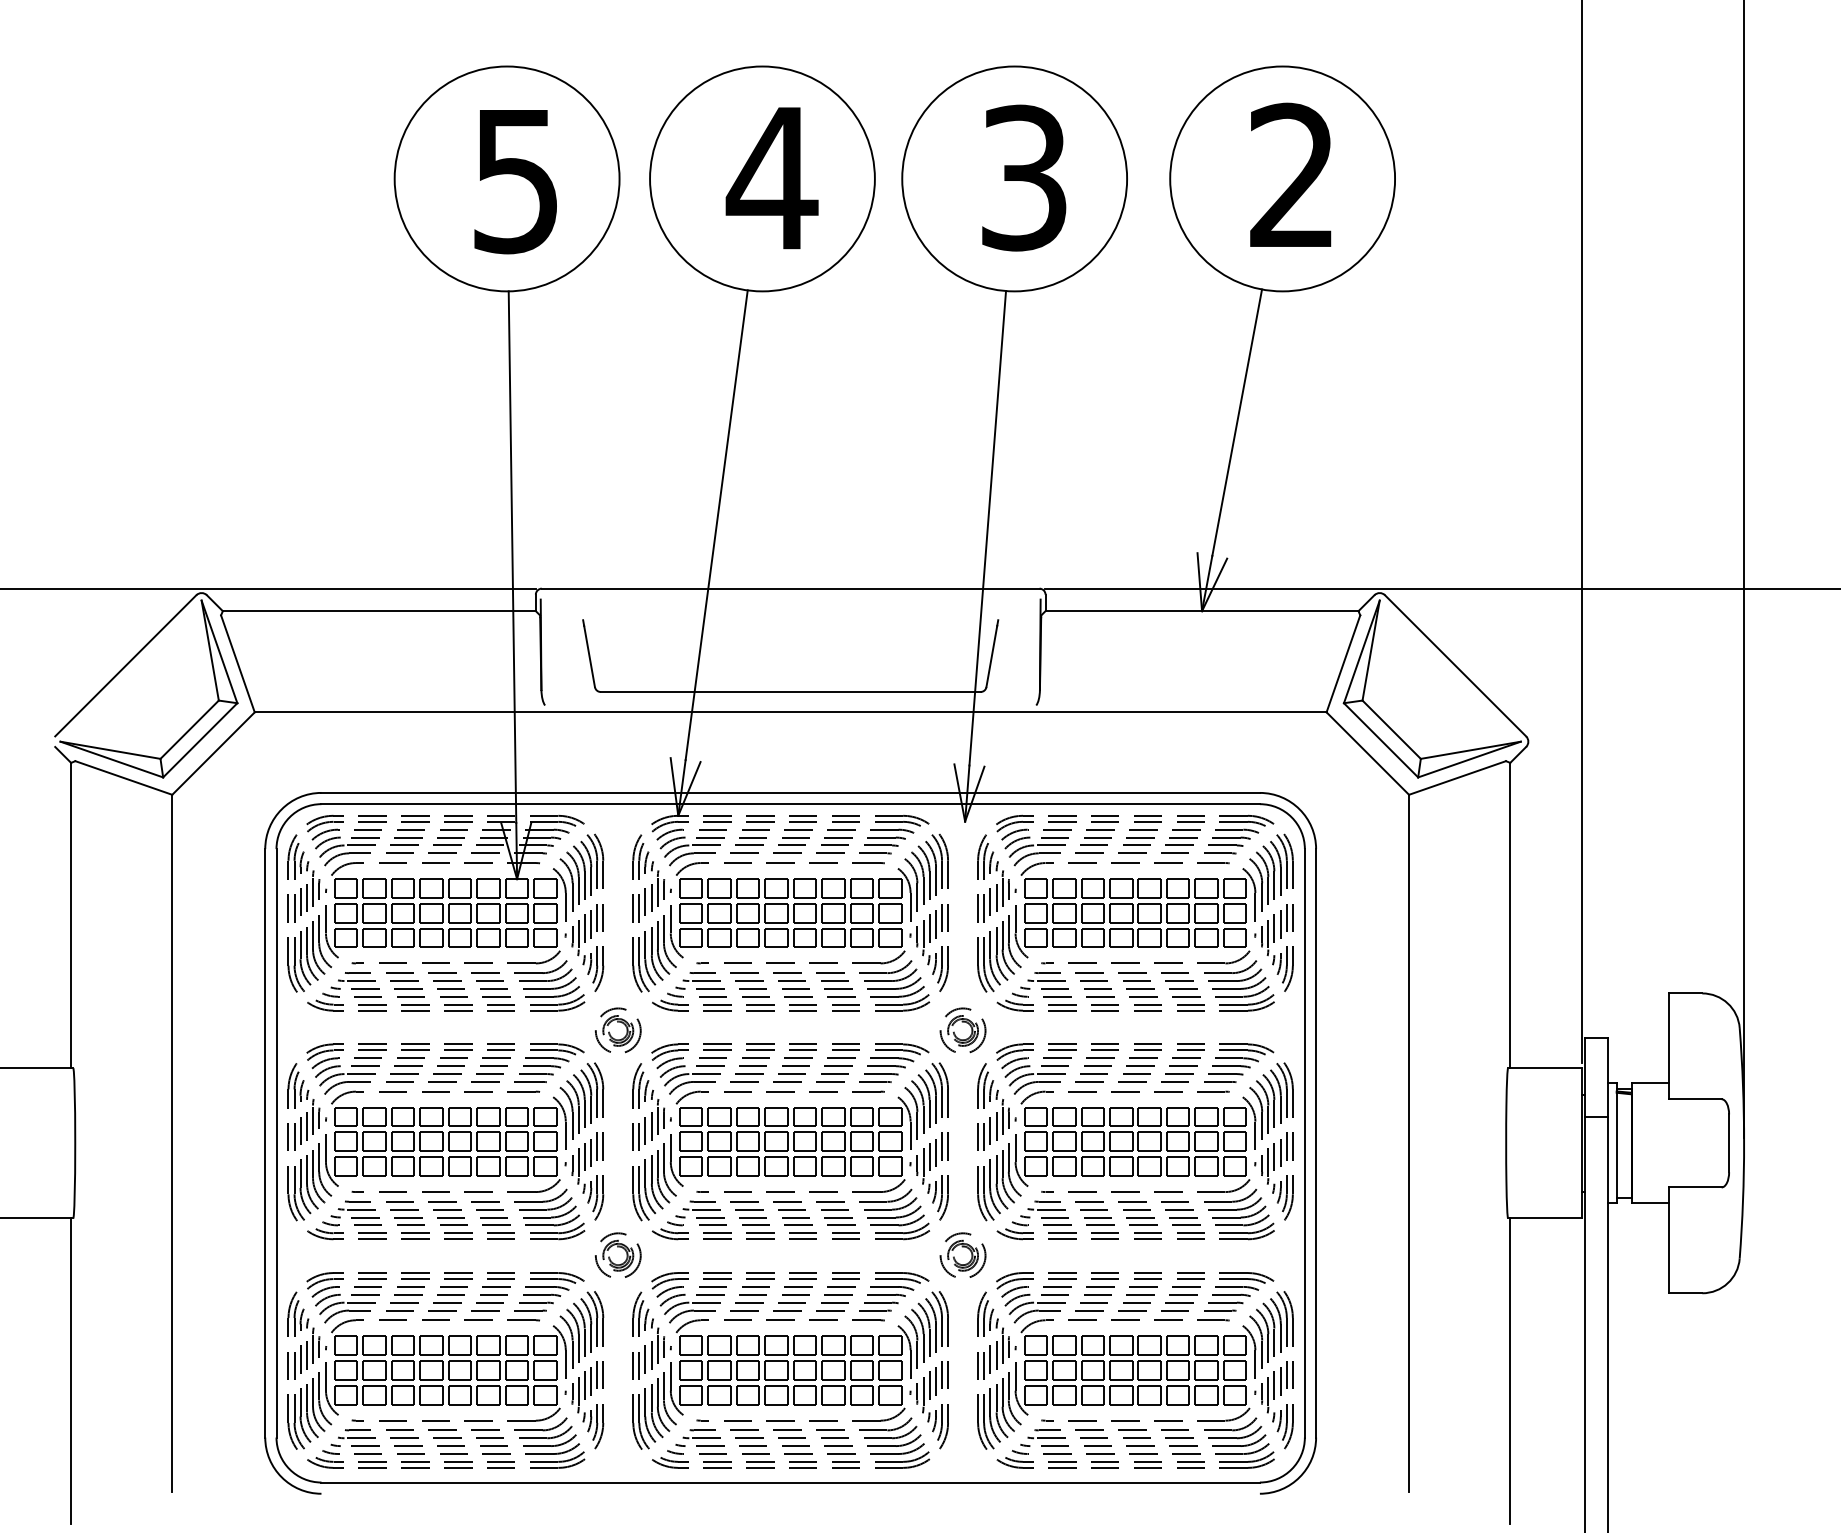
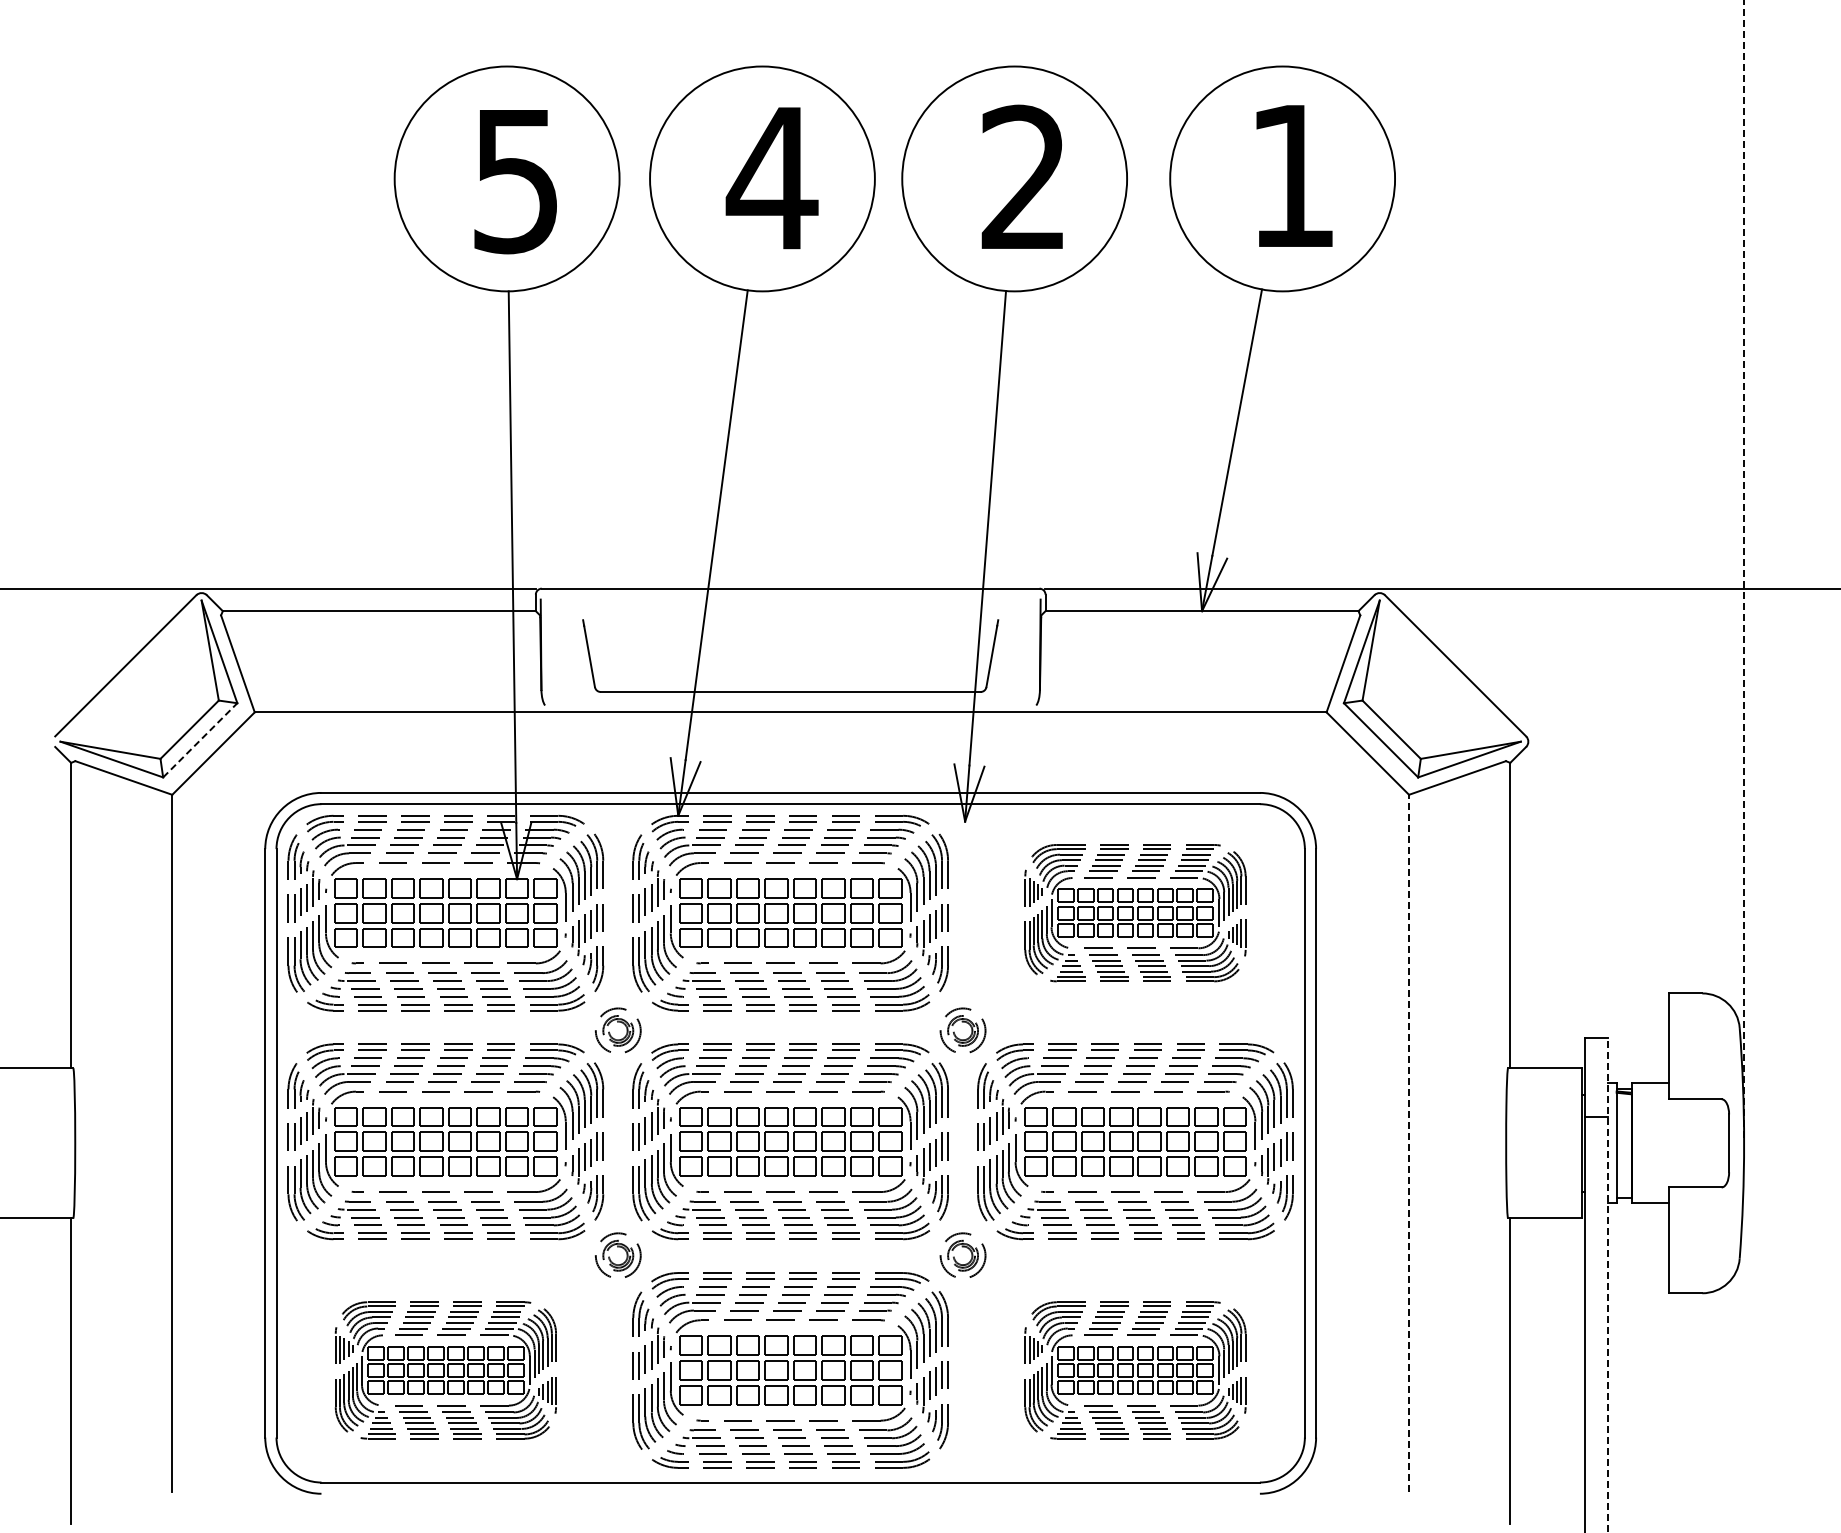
text: 2 -> 1 (1291, 174)
text: 3 -> 2 (1023, 177)
line: present -> none (1582, 532)
line: solid -> dashed (1744, 568)
line: solid -> dashed (200, 739)
part size: 317x198 px -> 223x139 px (1135, 913)
line: solid -> dashed (1409, 1143)
line: solid -> dashed (1607, 1285)
part size: 318x197 px -> 223x139 px (445, 1370)
part size: 317x197 px -> 223x139 px (1135, 1370)
